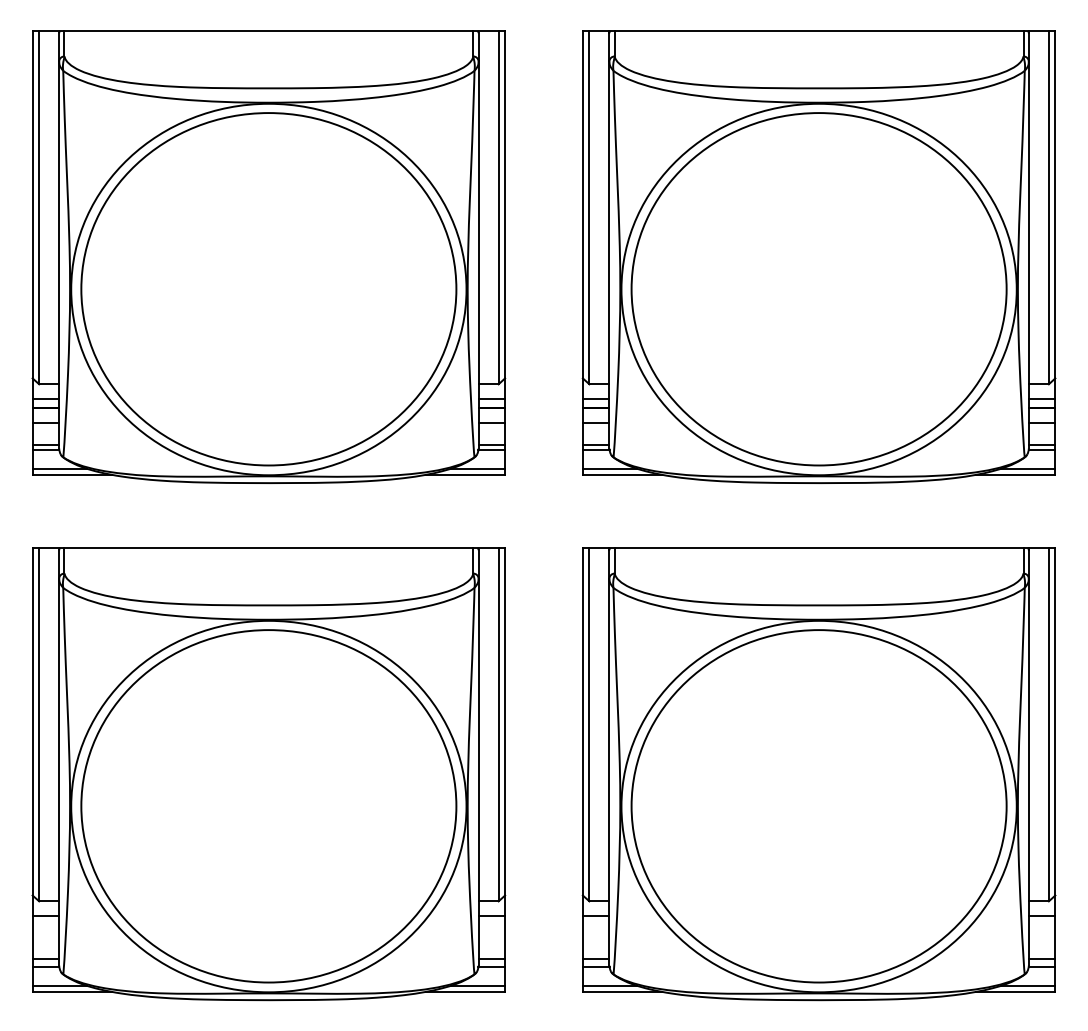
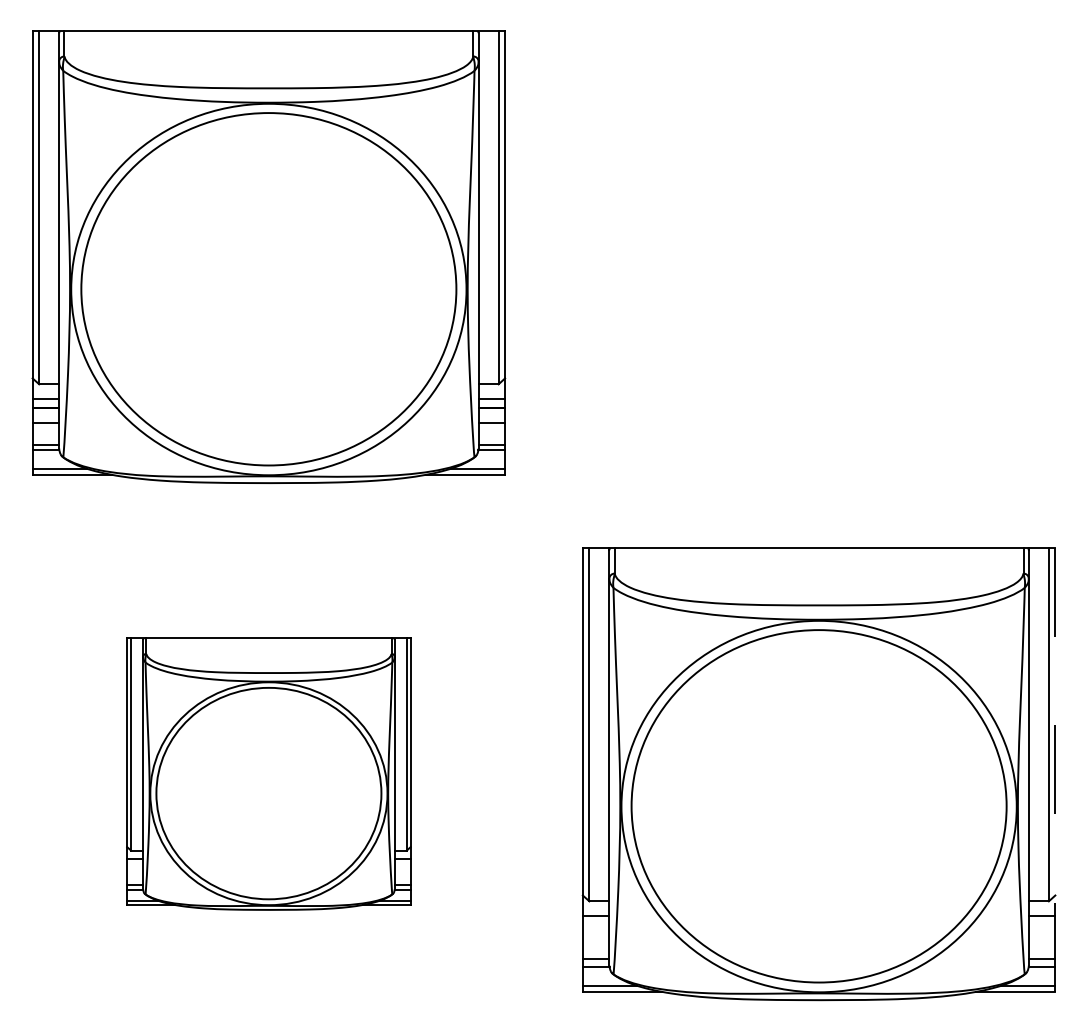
part: present -> none (818, 256)
line: solid -> dashed (1055, 770)
part size: 476x455 px -> 286x274 px (268, 773)
